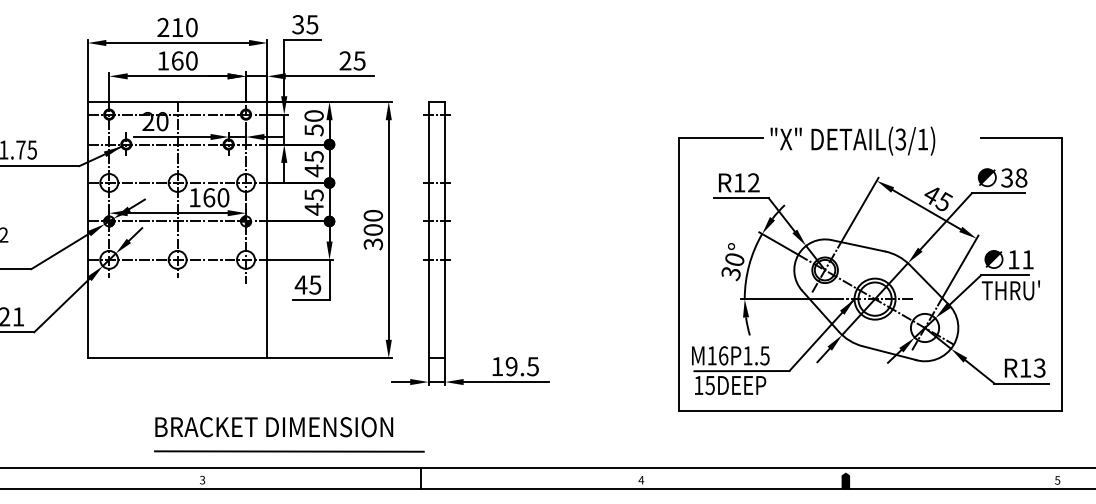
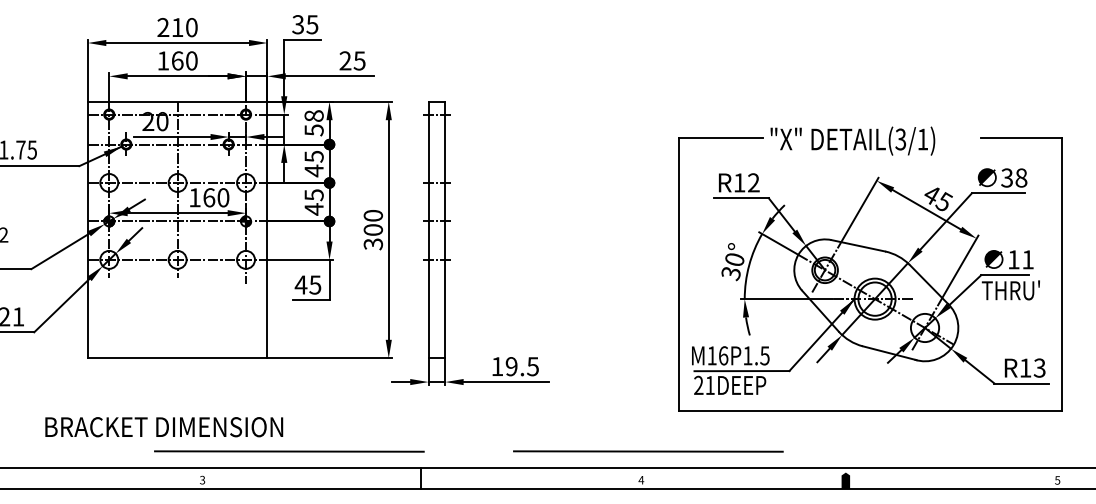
text: 50 -> 58 (314, 115)
text: 15DEEP -> 21DEEP (704, 385)
text position: (274, 427) -> (164, 427) (164, 427)
line: none -> present (648, 451)
